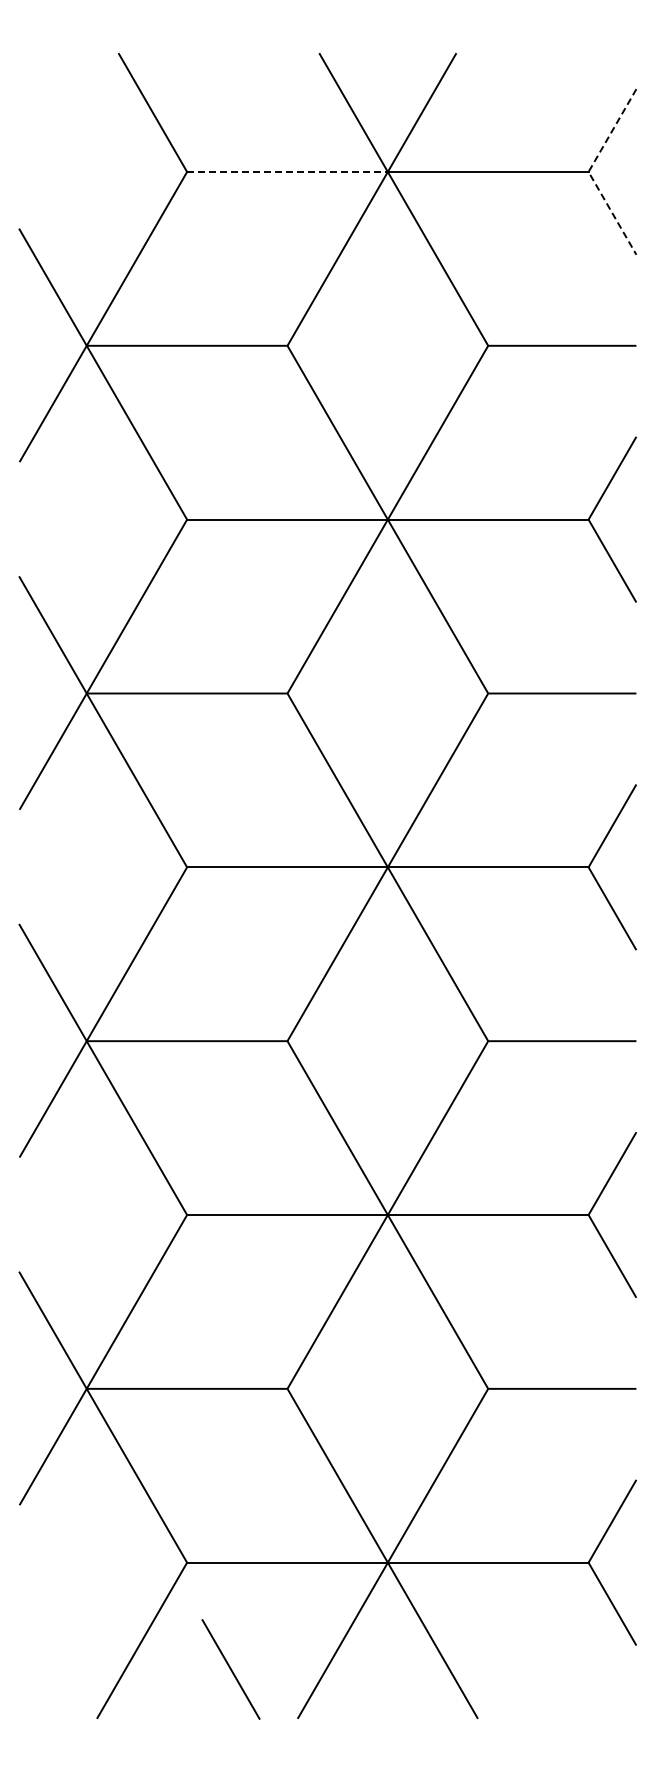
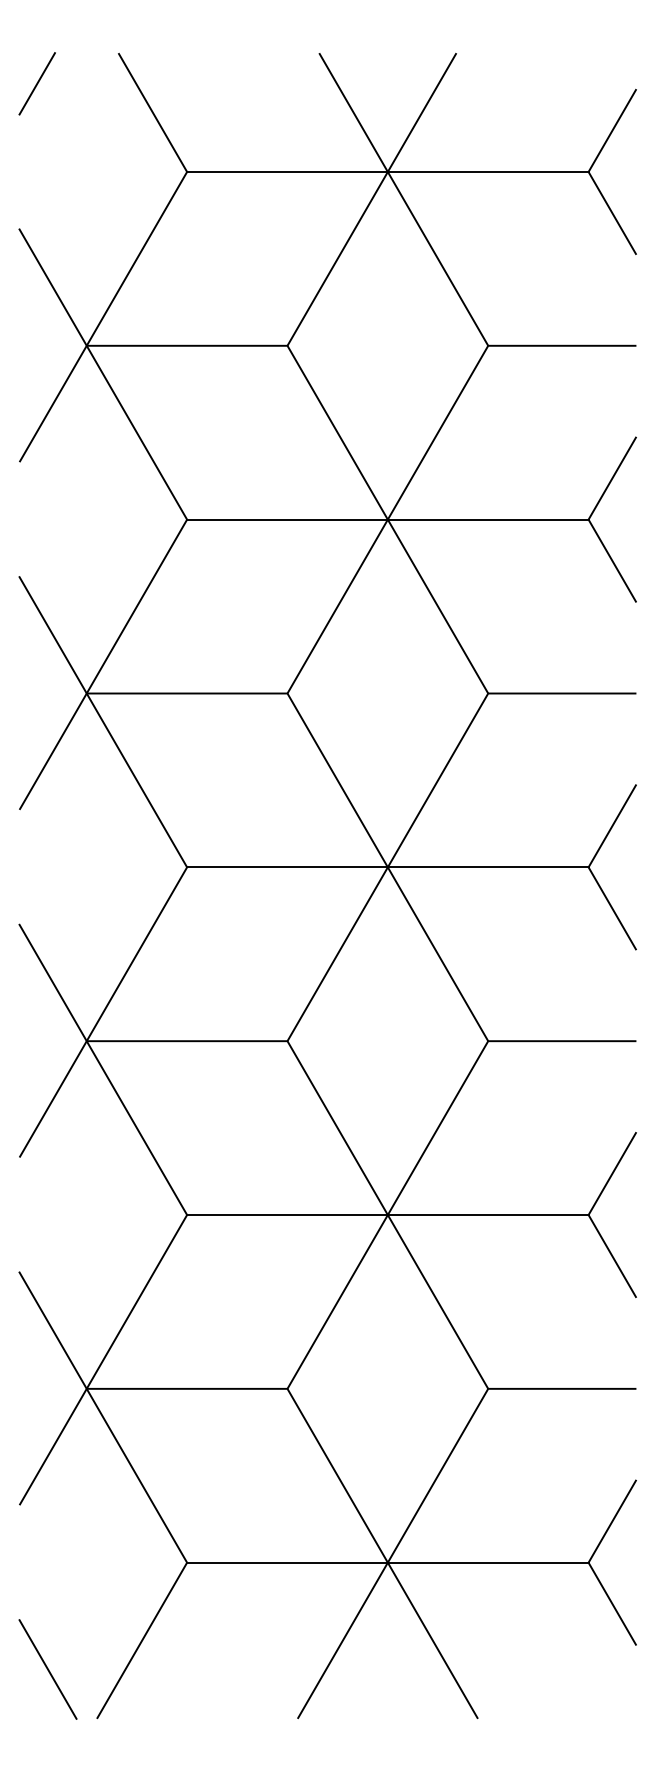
line: none -> present (36, 83)
line: dashed -> solid (287, 171)
line: dashed -> solid (588, 171)
line position: (230, 1669) -> (47, 1669) (47, 1669)
